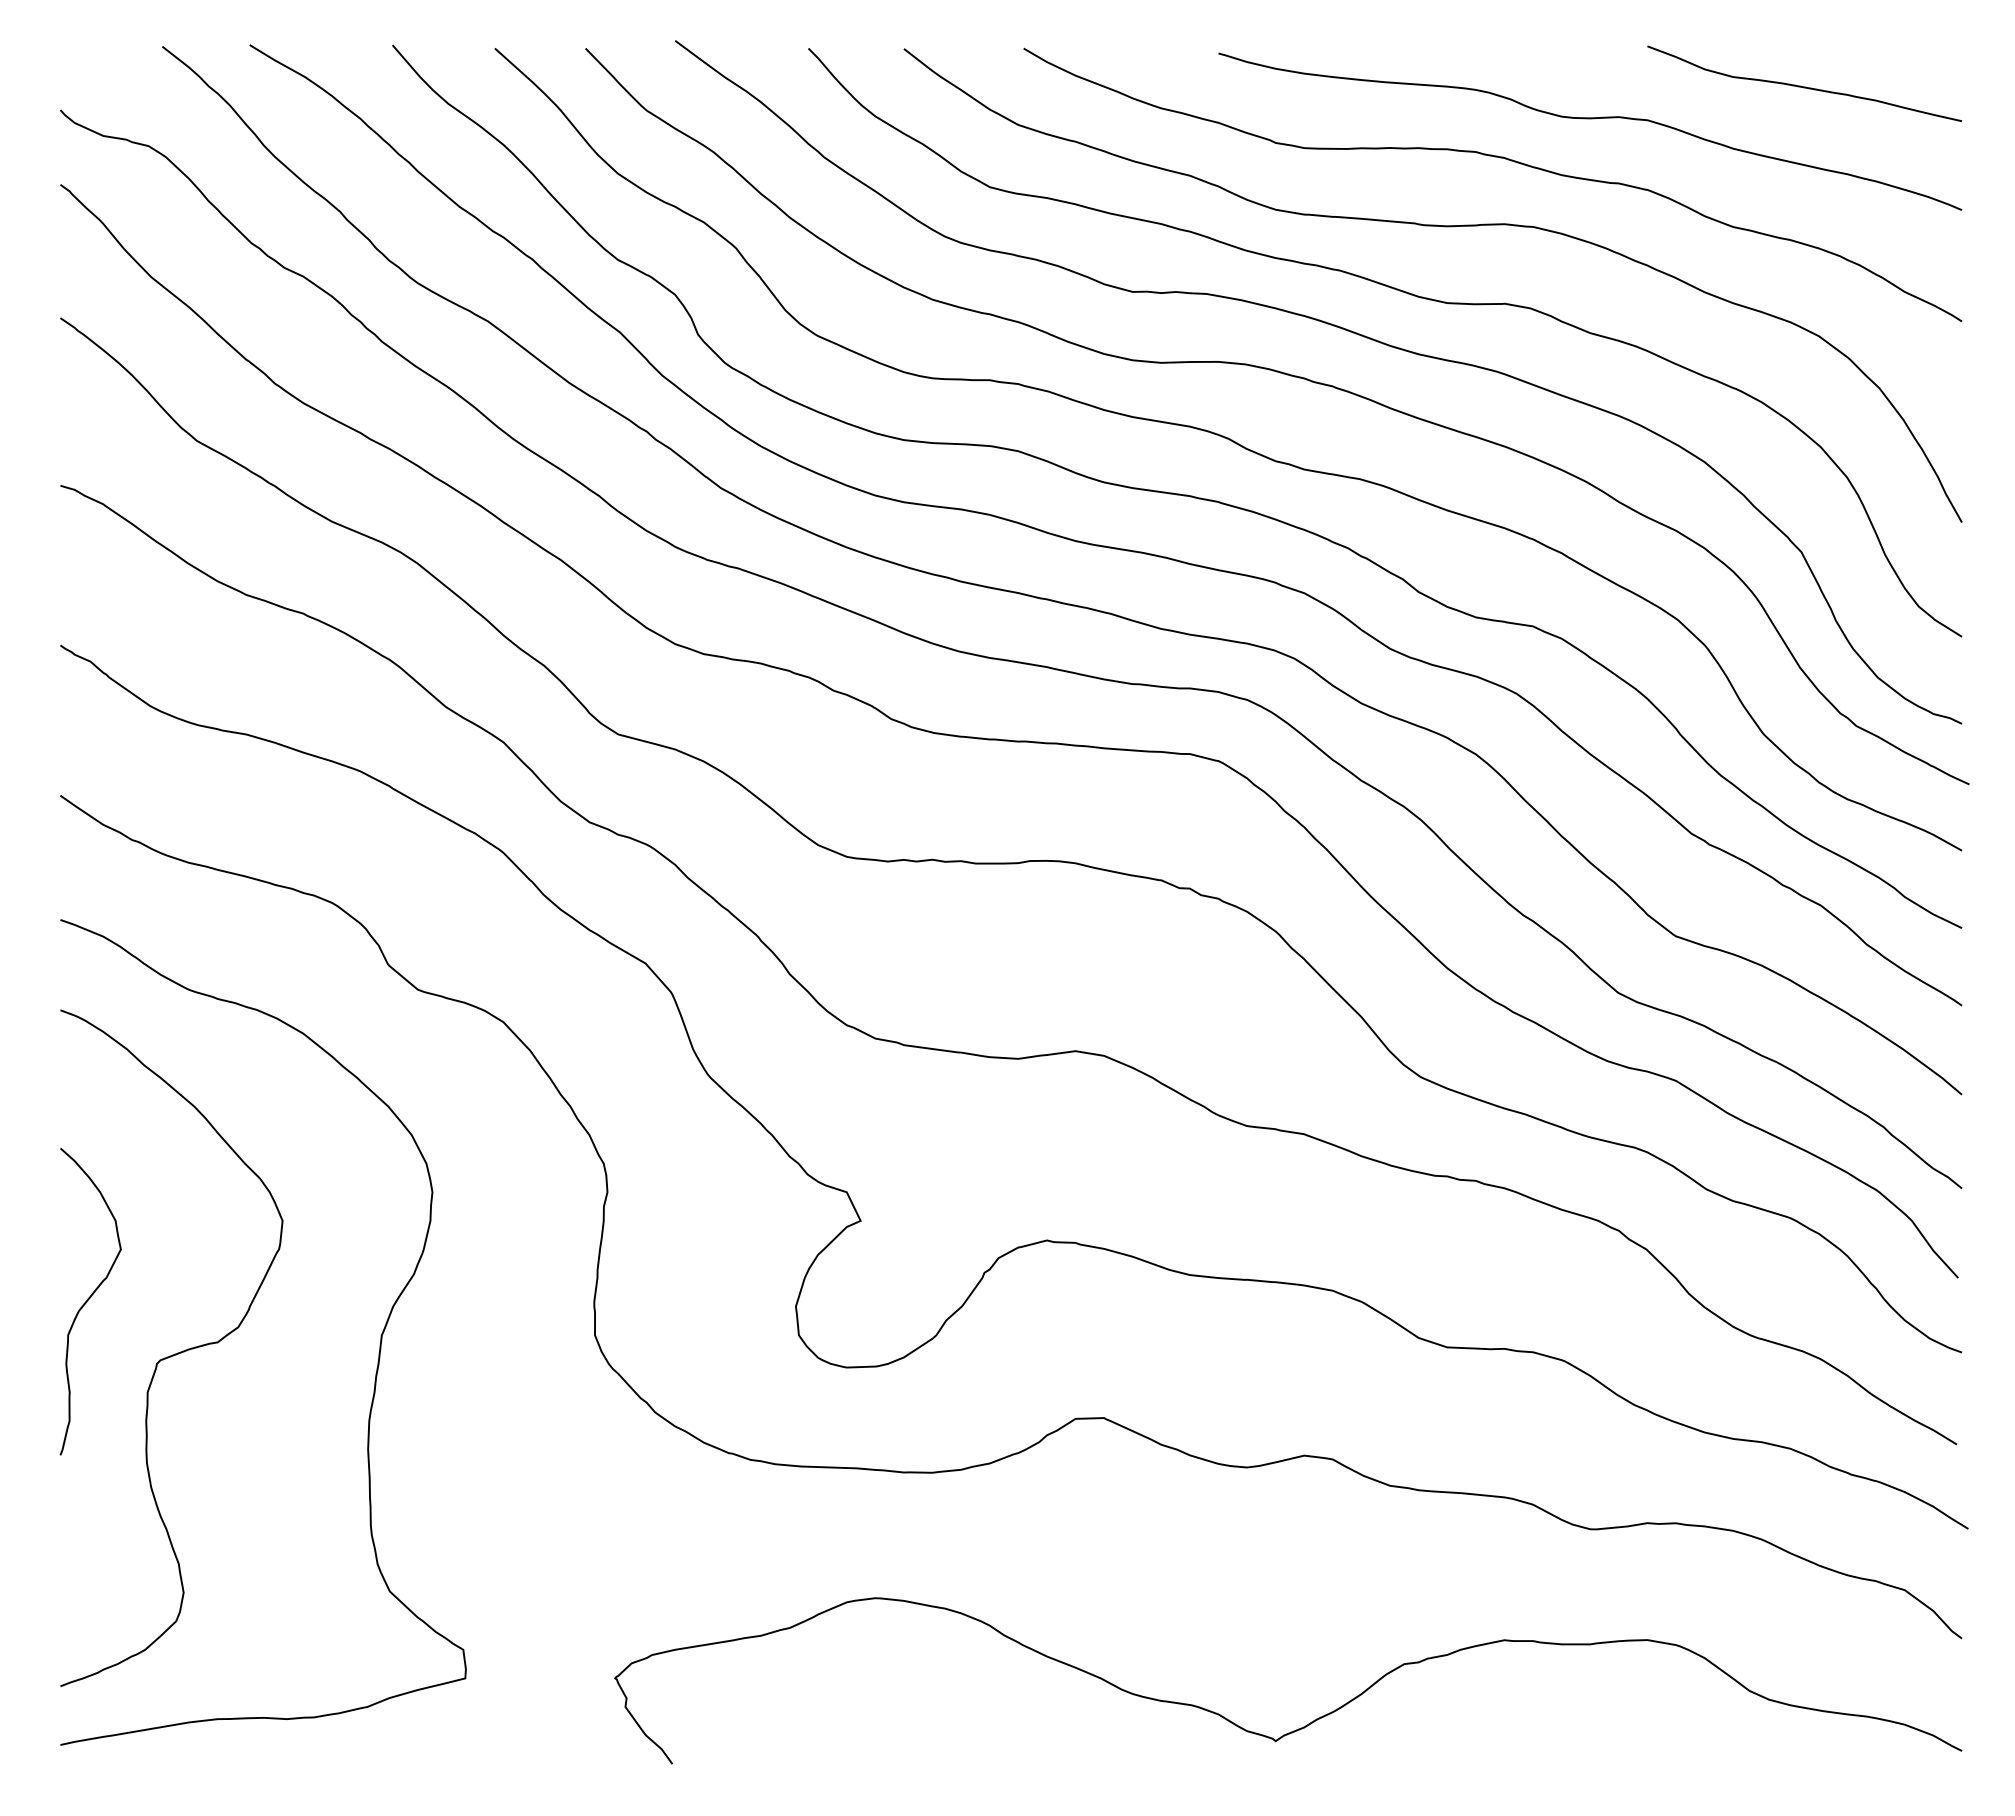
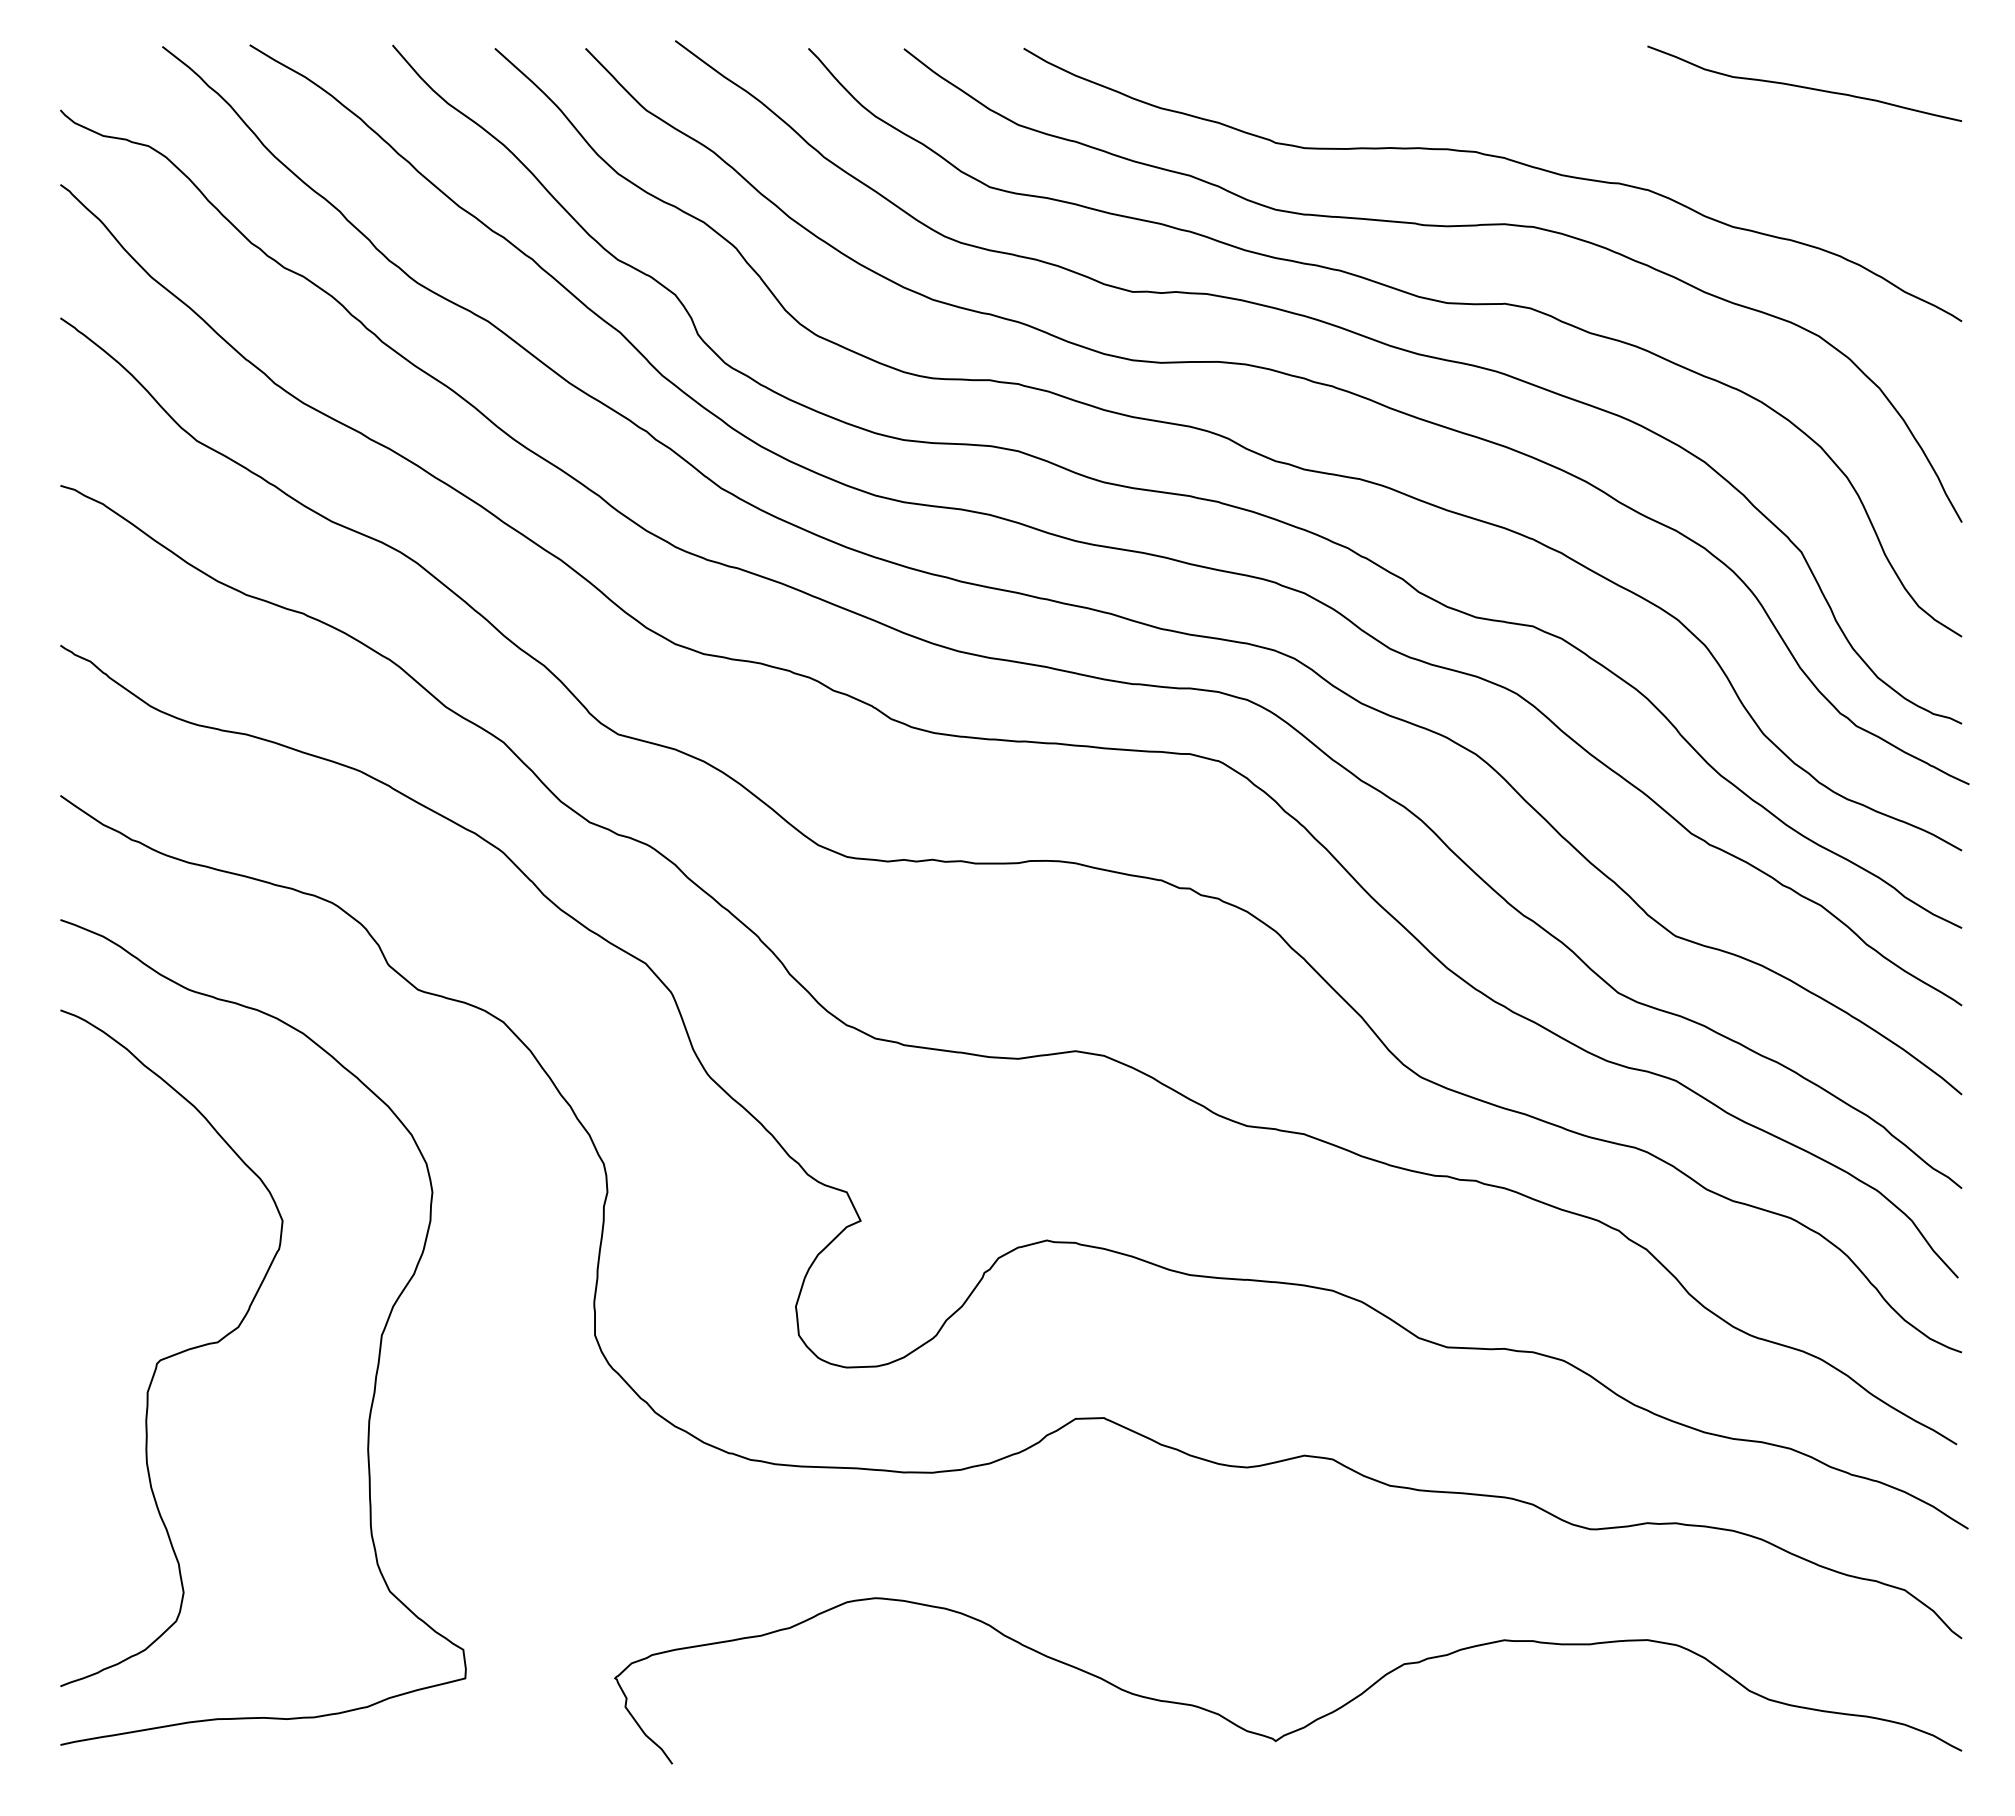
curve: present -> none (1590, 119)
curve: present -> none (89, 1299)
